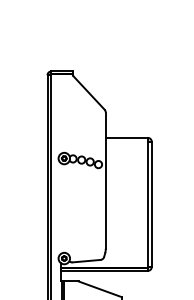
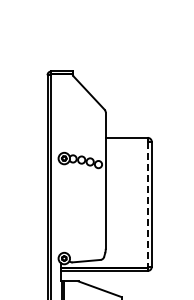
line: solid -> dashed (147, 204)
